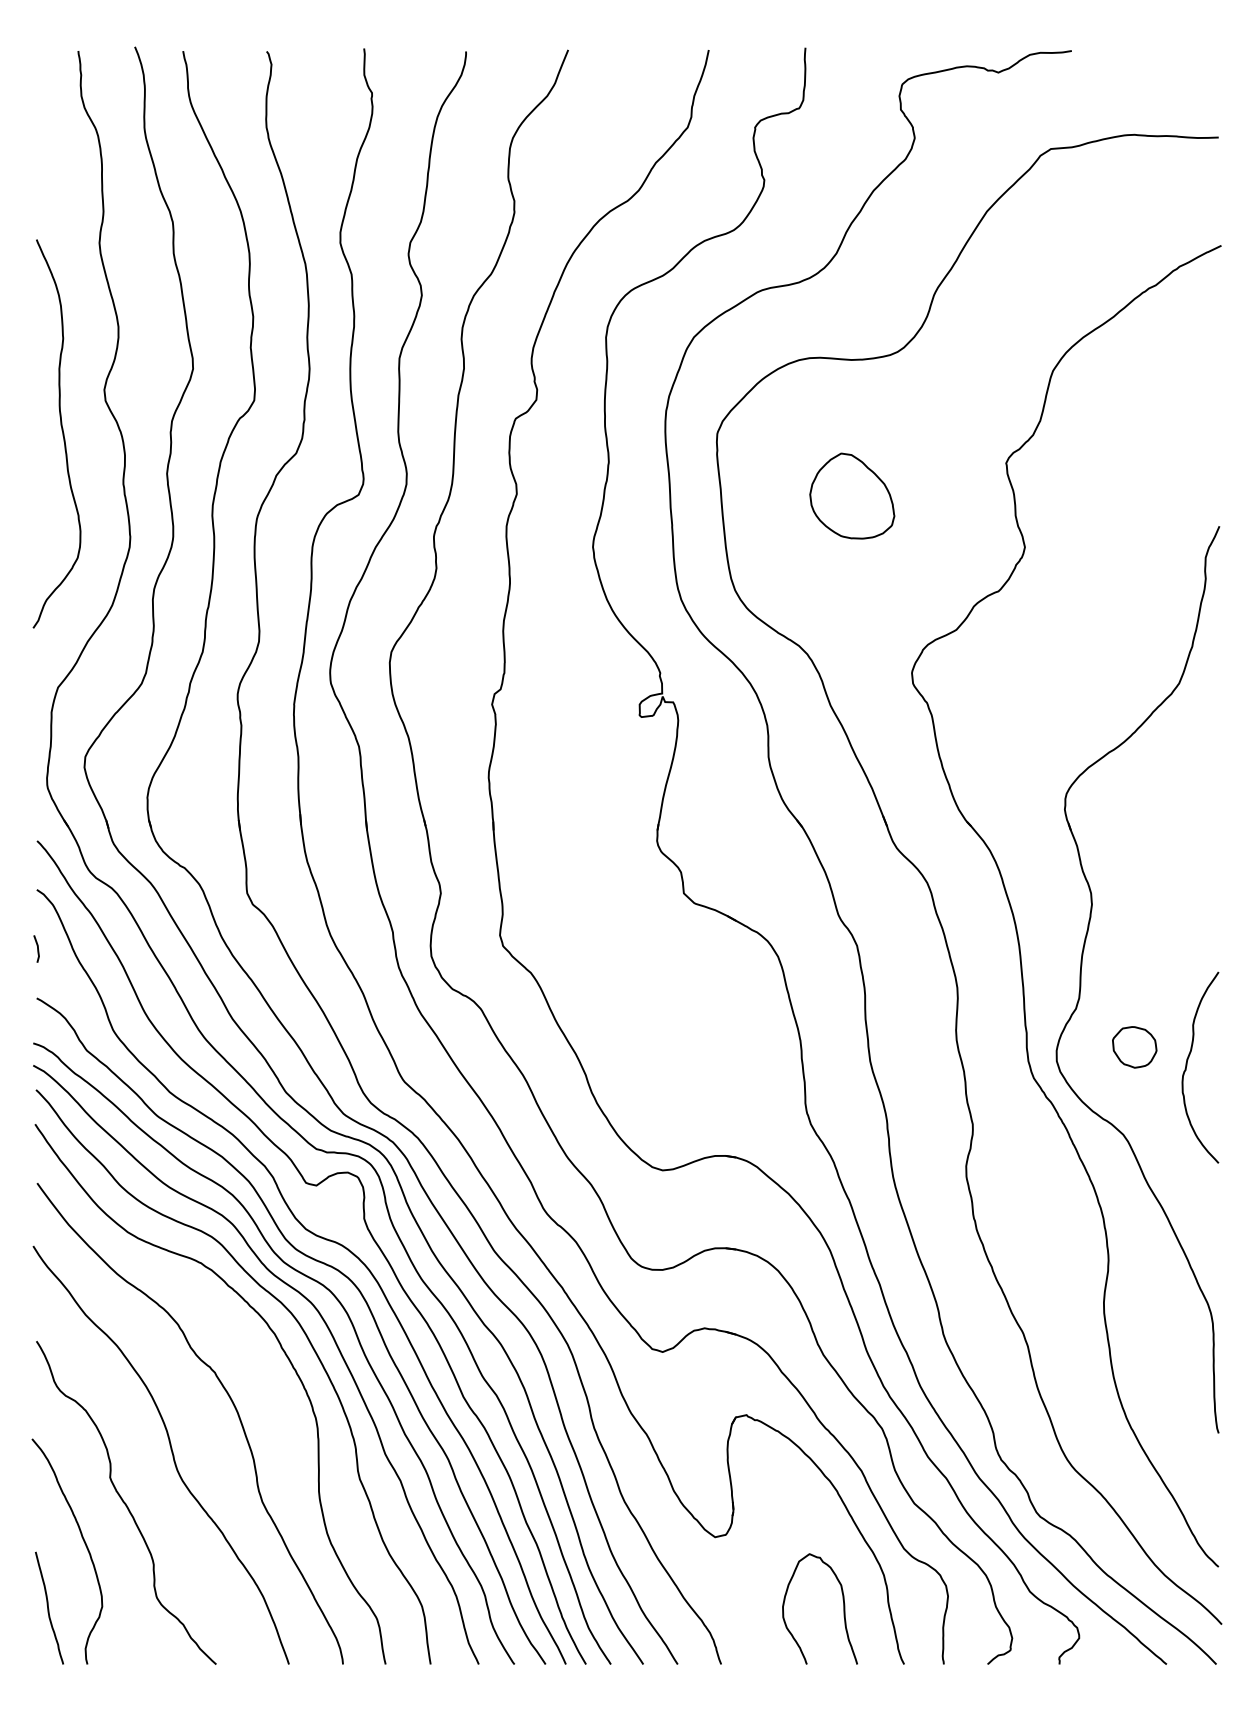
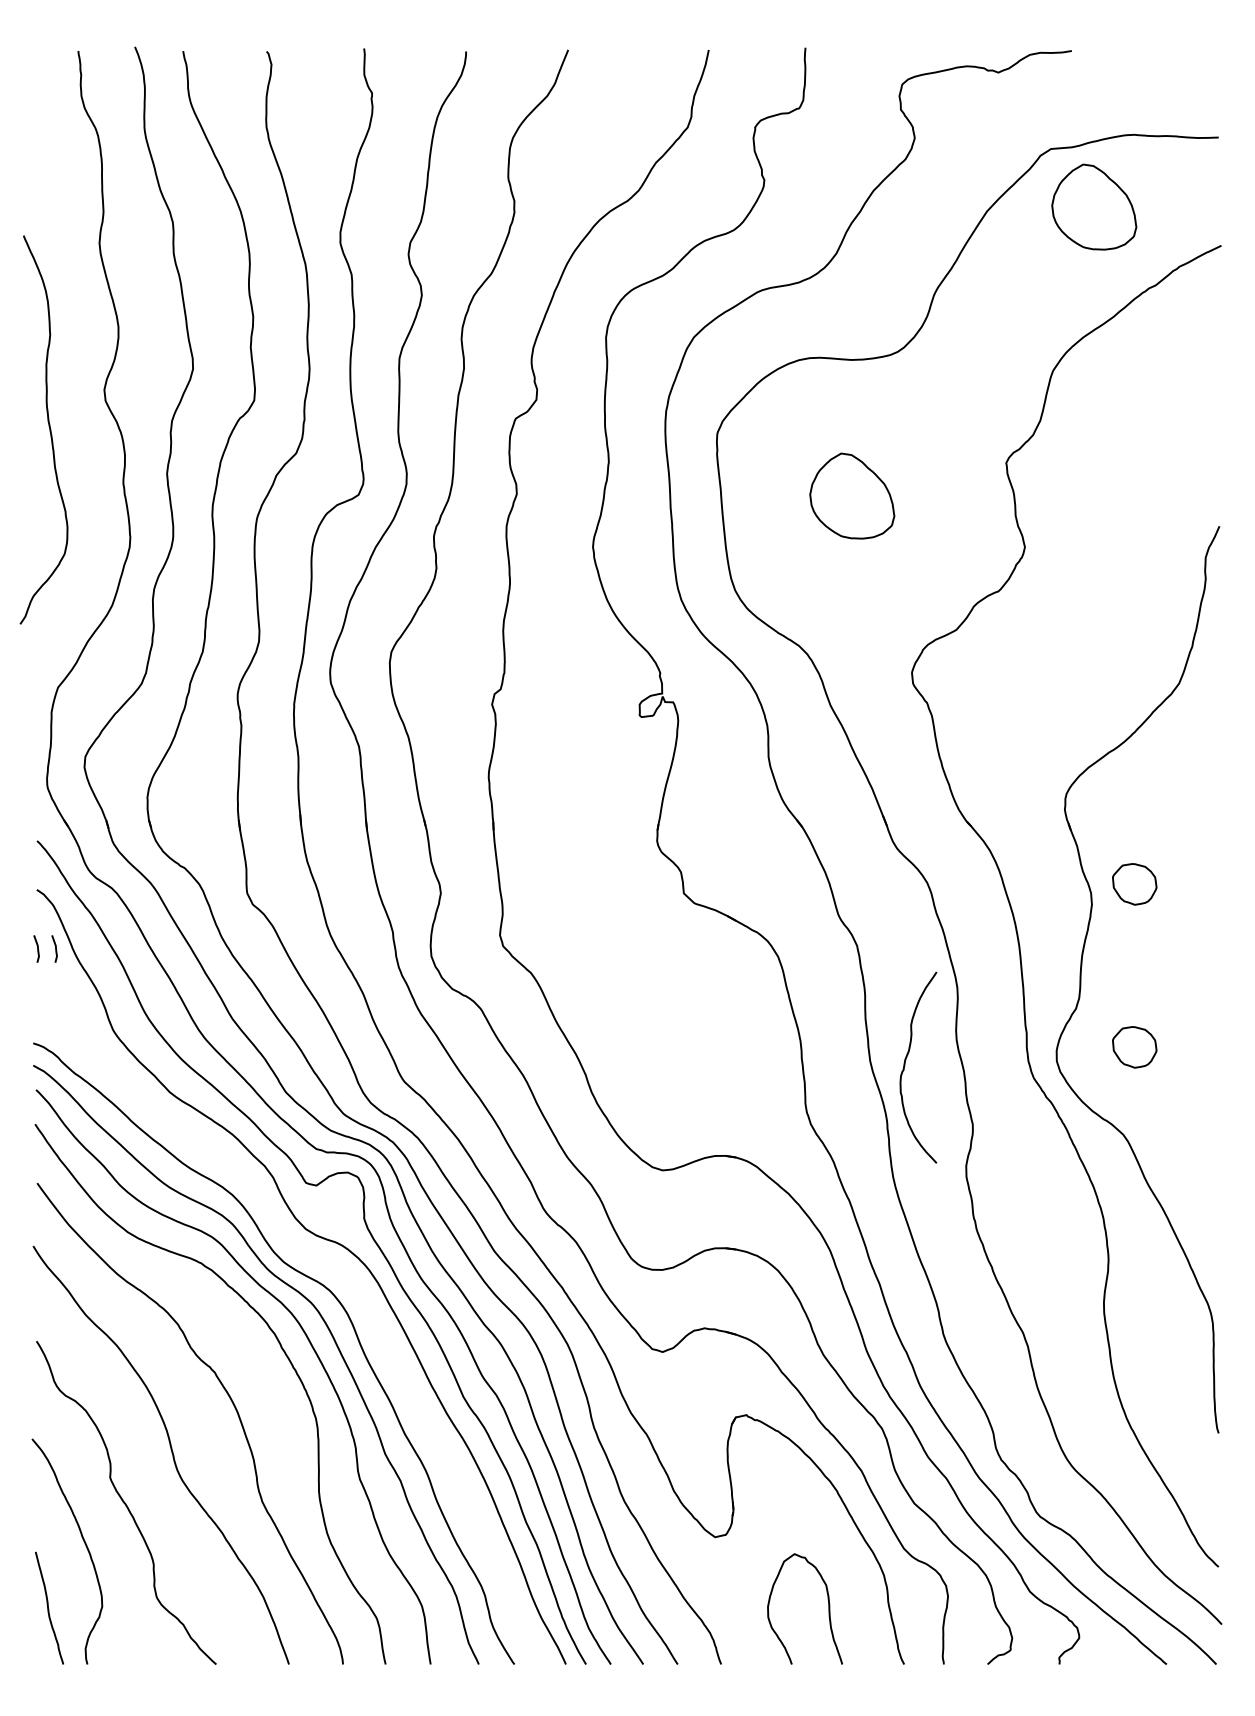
part: none -> present (1094, 206)
curve position: (61, 430) -> (48, 426) (48, 426)
part: none -> present (1134, 884)
line: none -> present (55, 948)
curve position: (1187, 1066) -> (905, 1066) (905, 1066)
curve: present -> none (318, 1262)
curve position: (843, 1608) -> (828, 1608) (828, 1608)
